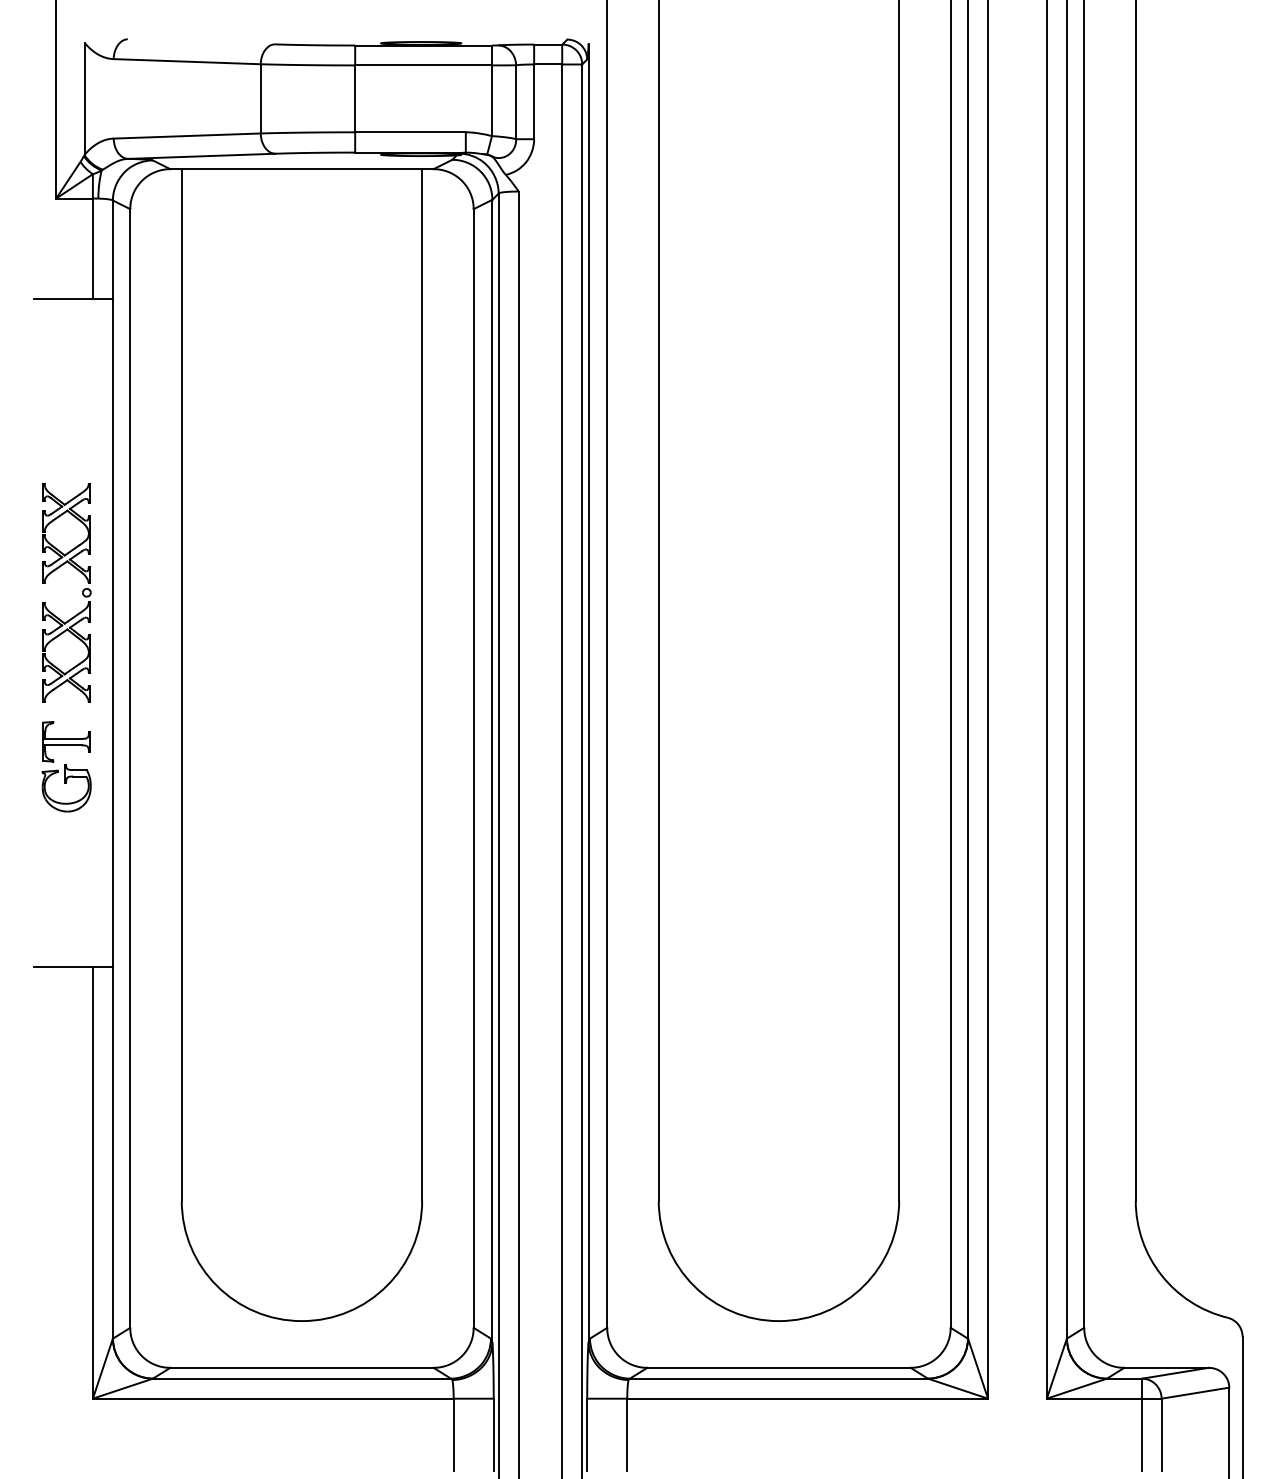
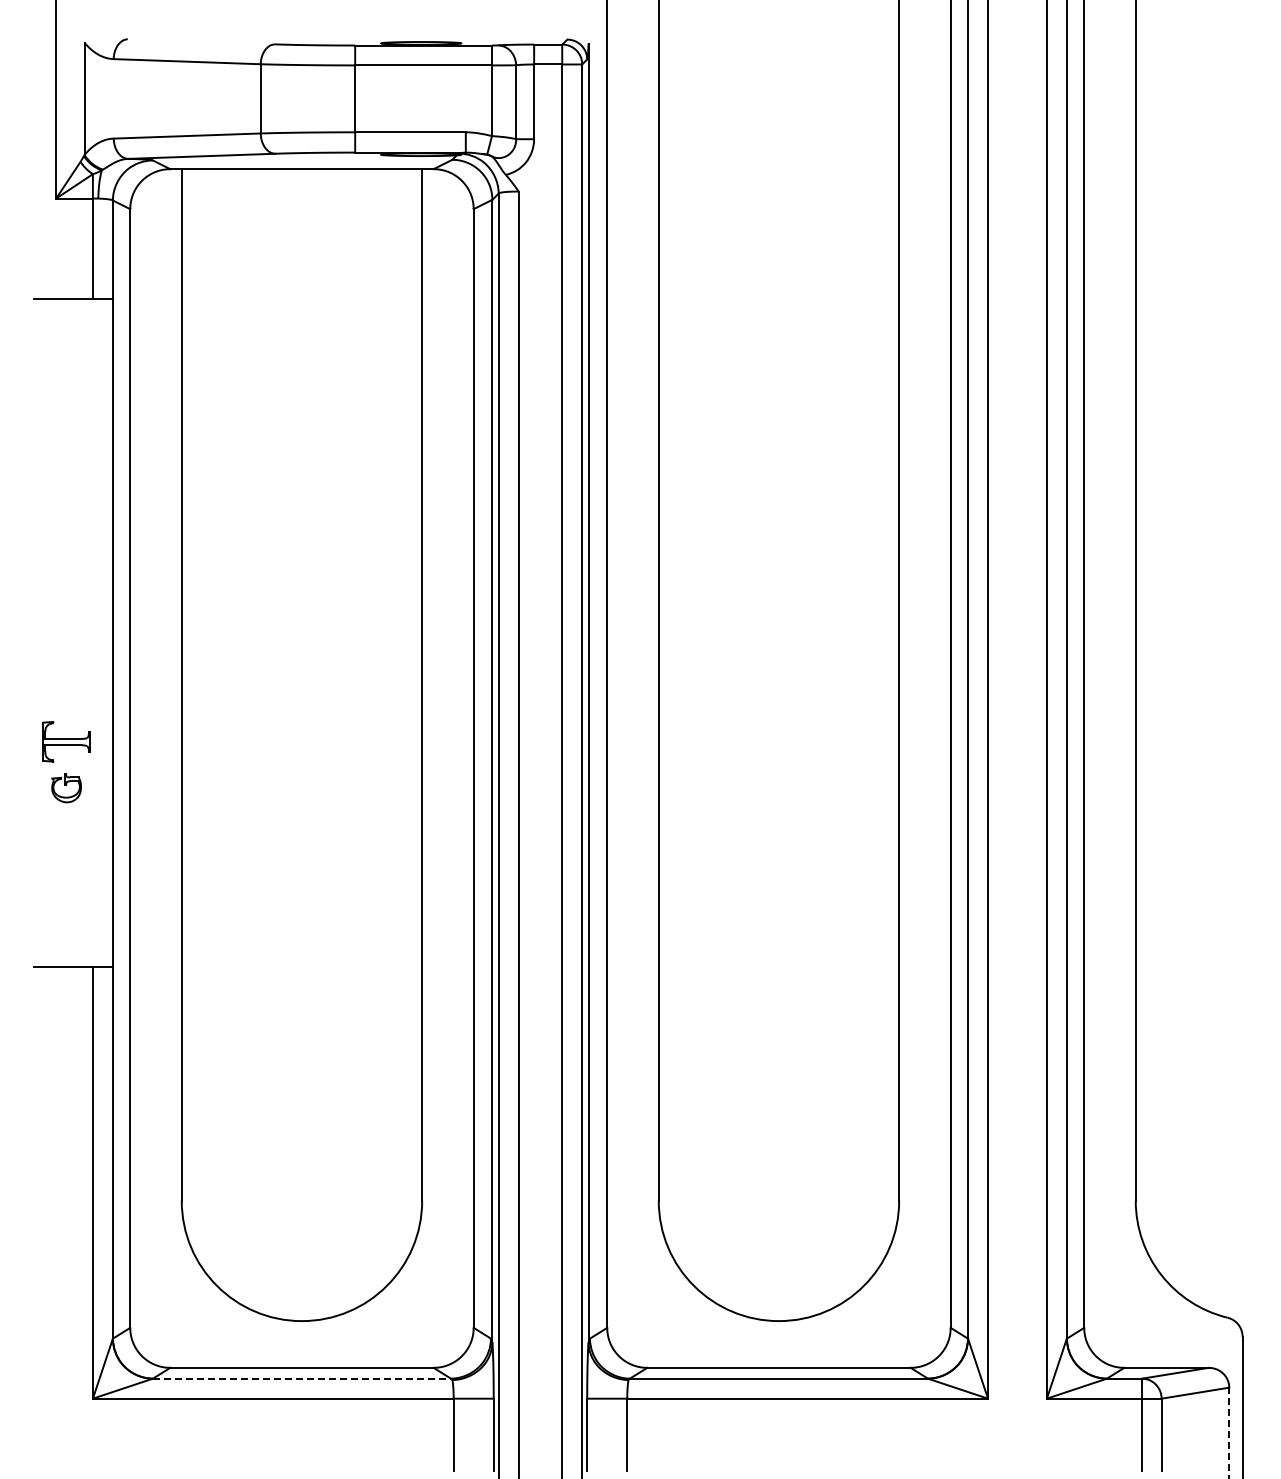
part: present -> none (82, 592)
part size: 51x49 px -> 31x31 px (66, 788)
line: solid -> dashed (302, 1378)
line: solid -> dashed (1229, 1432)
